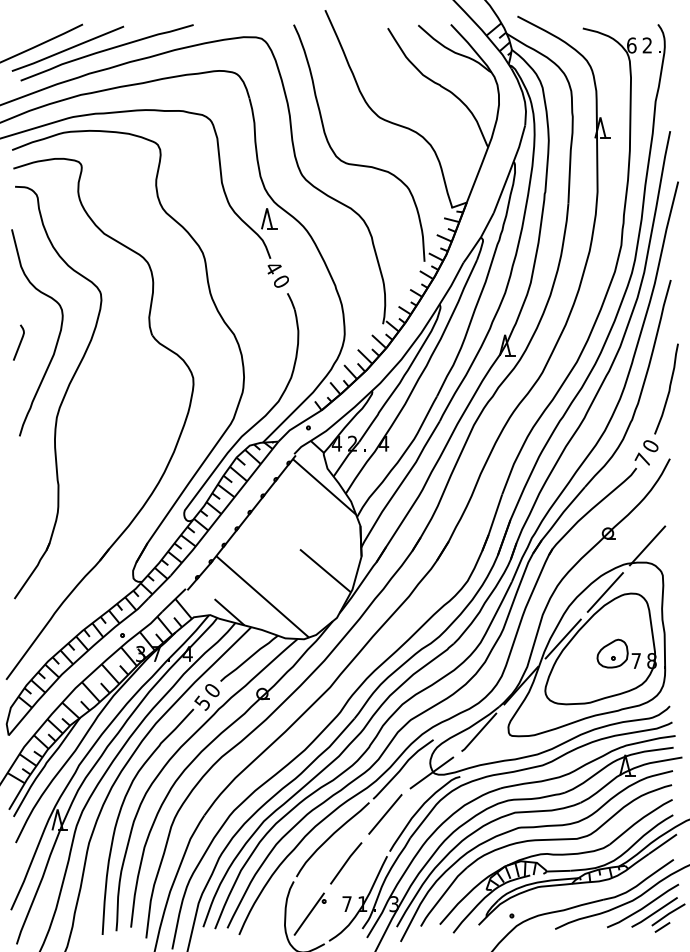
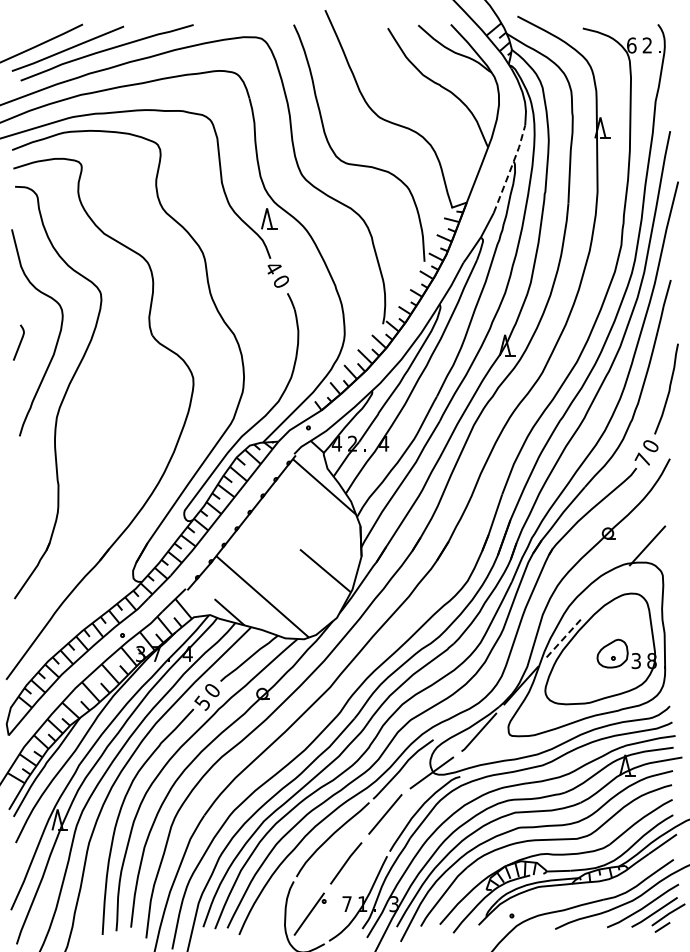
line: solid -> dashed (510, 169)
line: present -> none (604, 592)
line: solid -> dashed (562, 639)
text: 7 -> 3 (635, 661)
